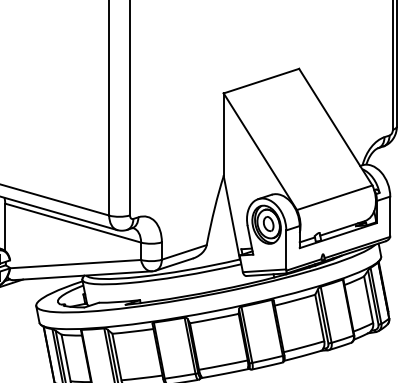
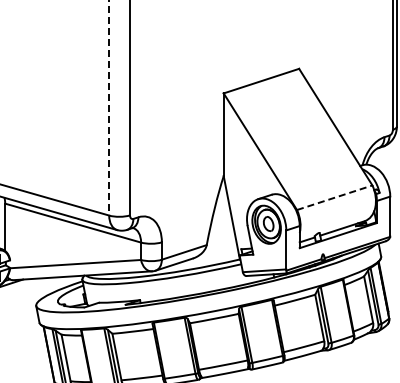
line: solid -> dashed (109, 108)
line: solid -> dashed (334, 197)
